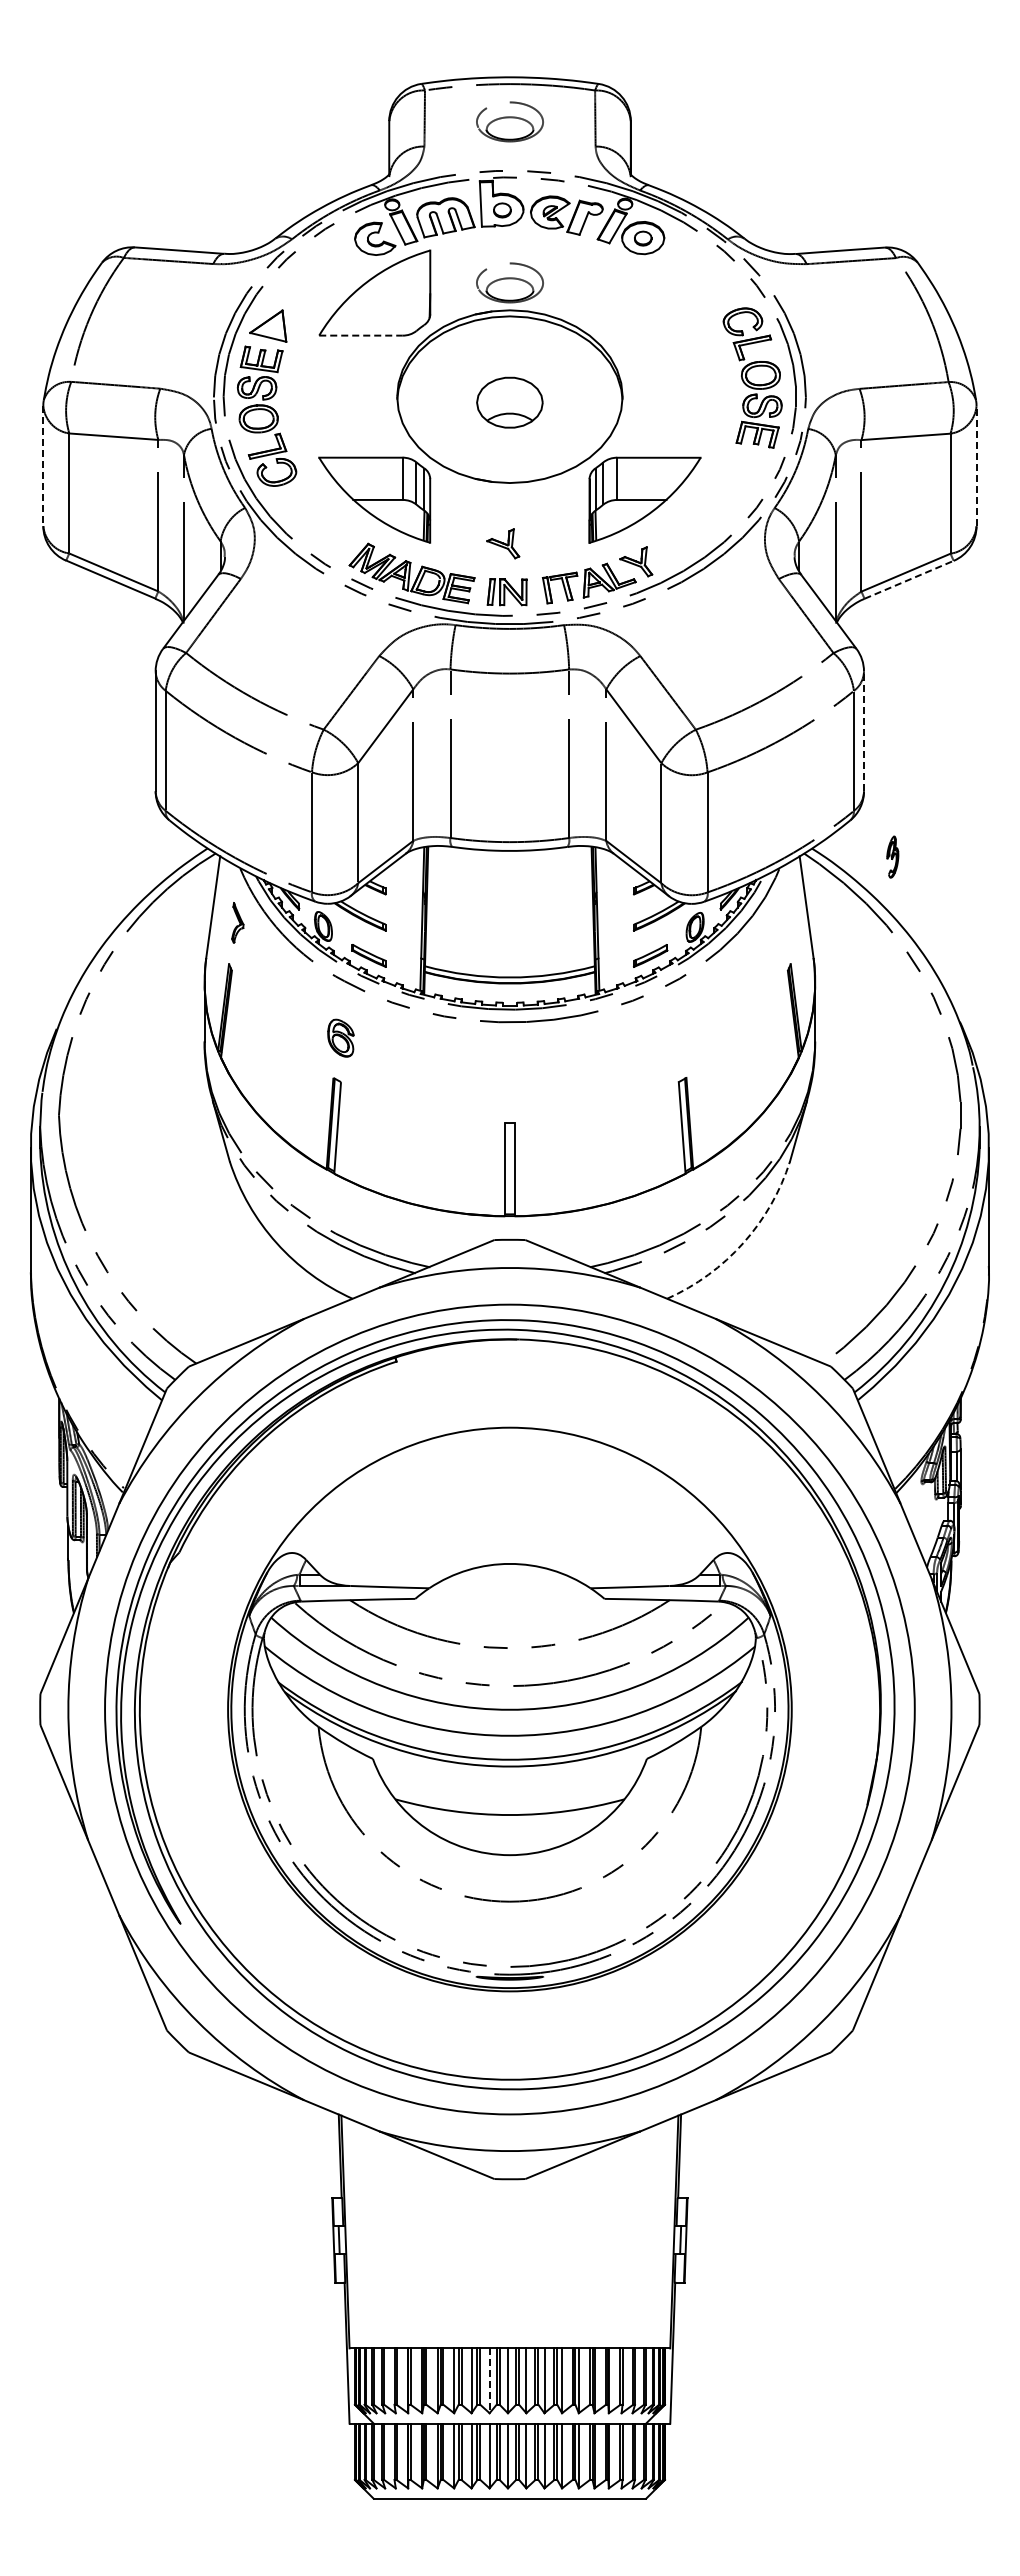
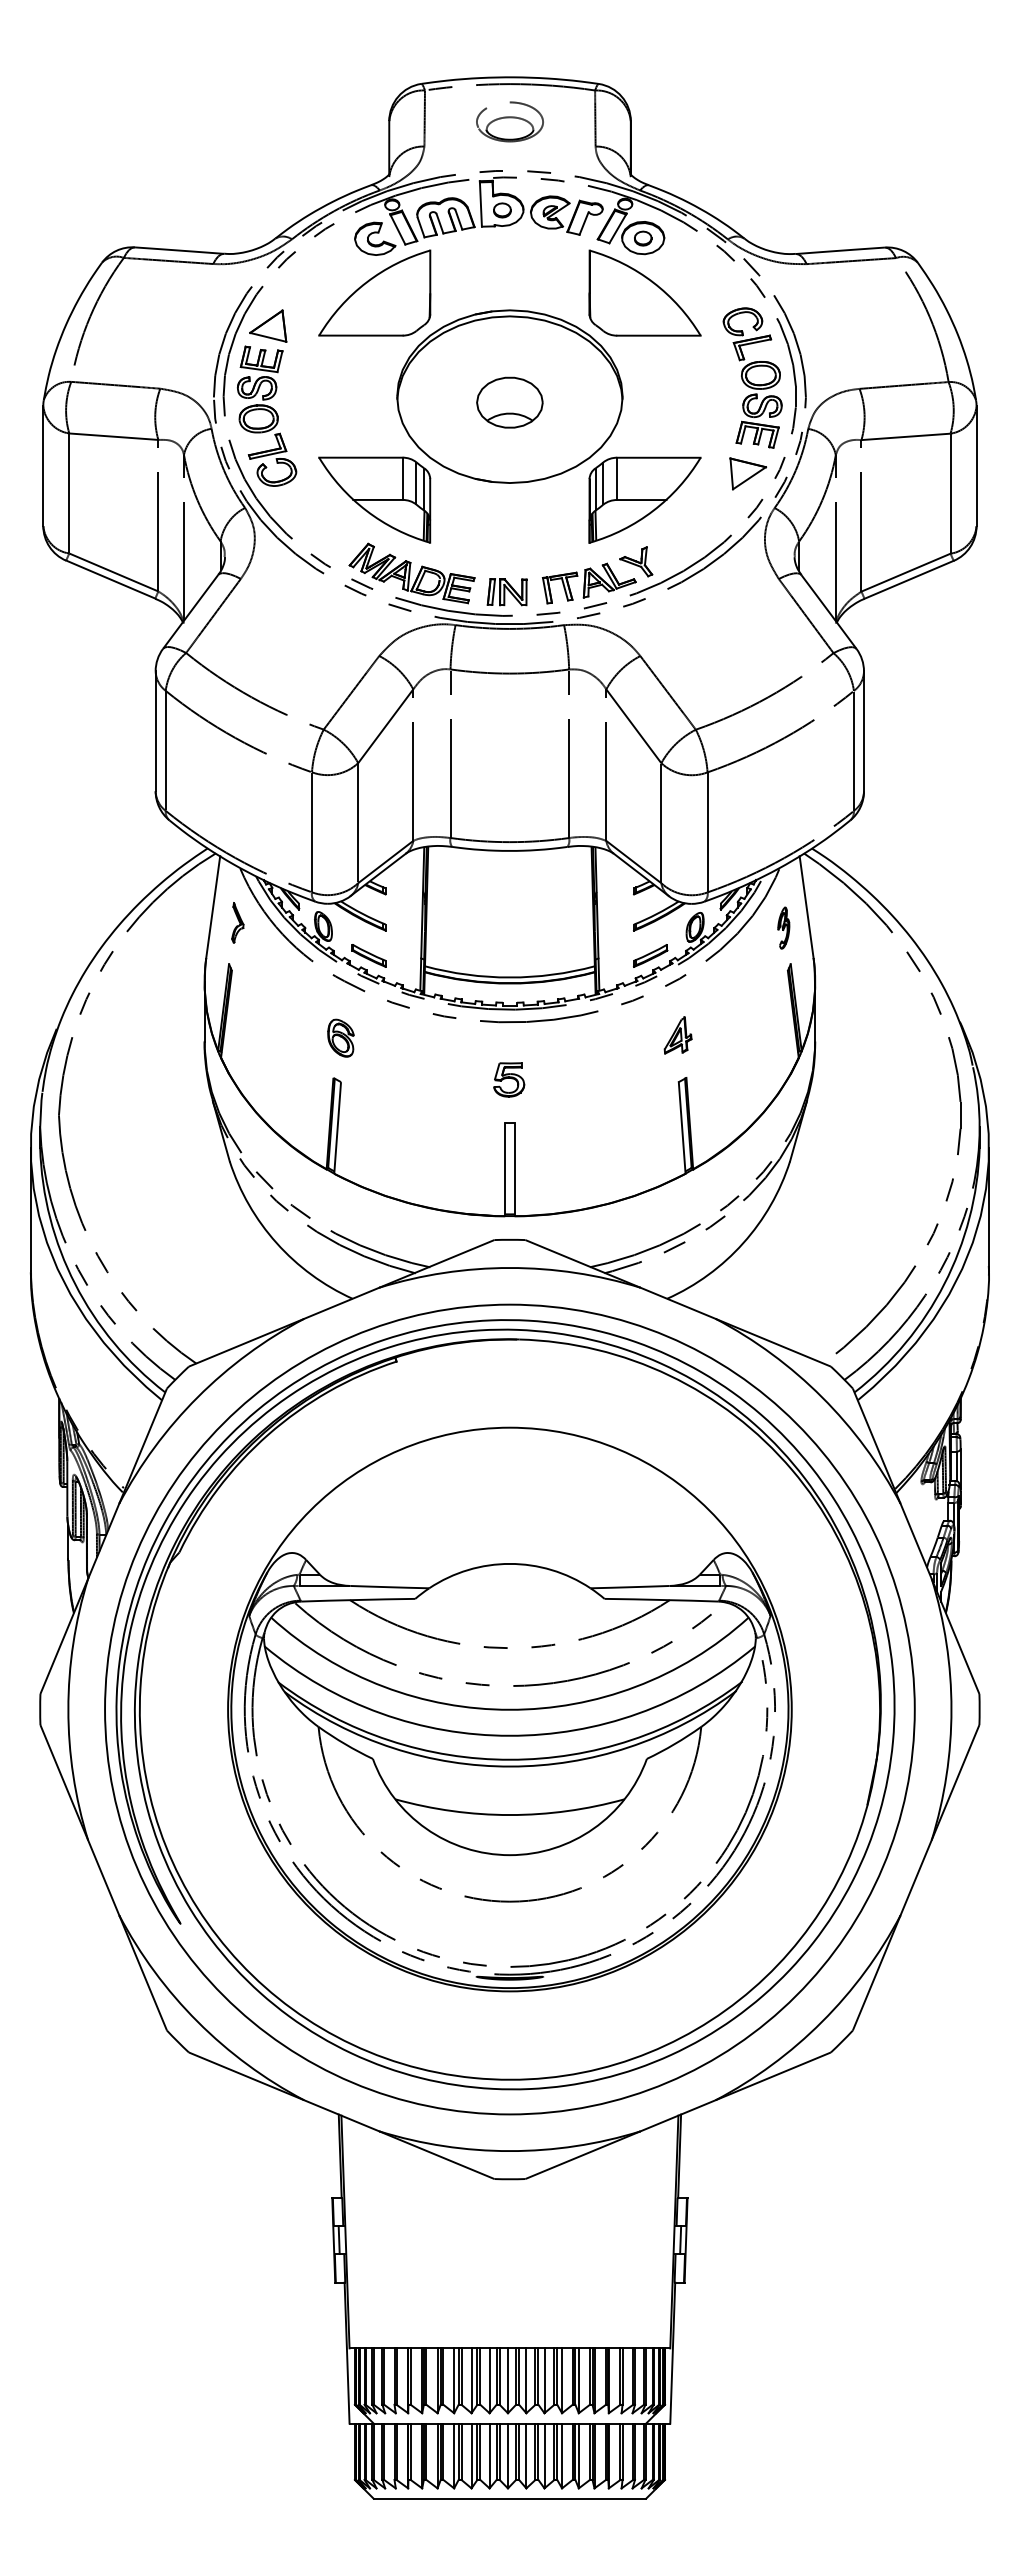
part: present -> none (509, 282)
part: none -> present (644, 292)
line: dashed -> solid (360, 335)
line: dashed -> solid (976, 465)
line: dashed -> solid (43, 466)
part: none -> present (748, 473)
part: present -> none (503, 543)
line: dashed -> solid (909, 579)
line: dashed -> solid (864, 730)
part position: (892, 856) -> (783, 927) (783, 927)
part: none -> present (677, 1035)
part: none -> present (509, 1079)
arc: dashed -> solid (743, 1243)
line: dashed -> solid (489, 2381)
